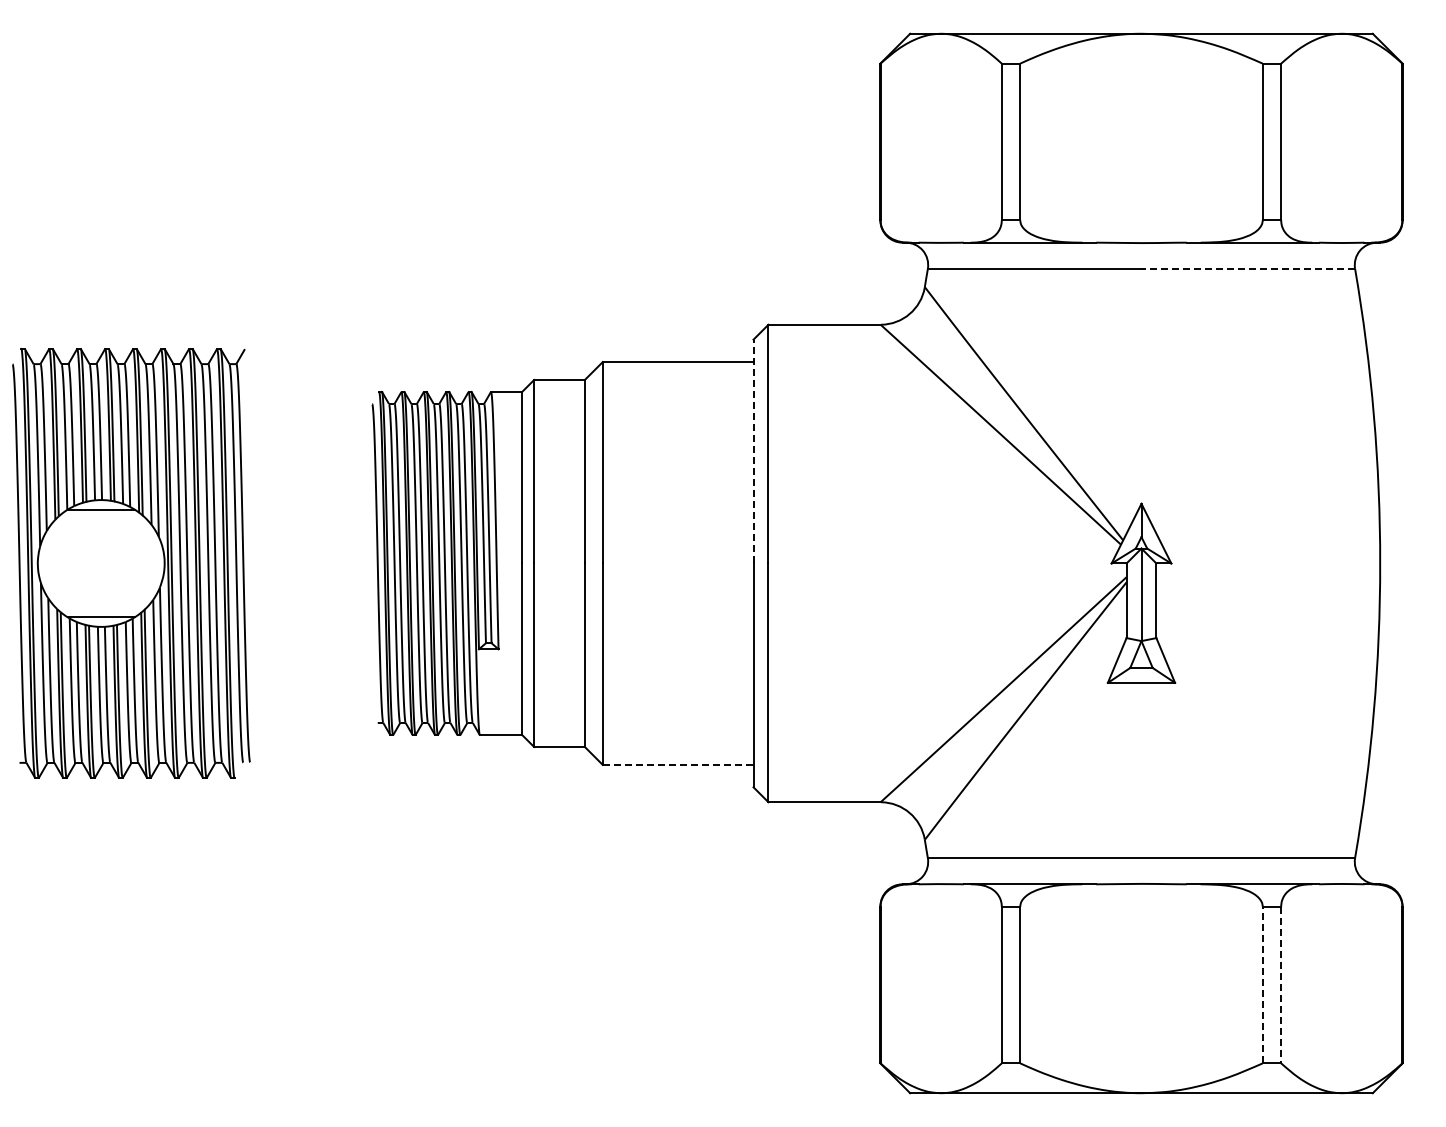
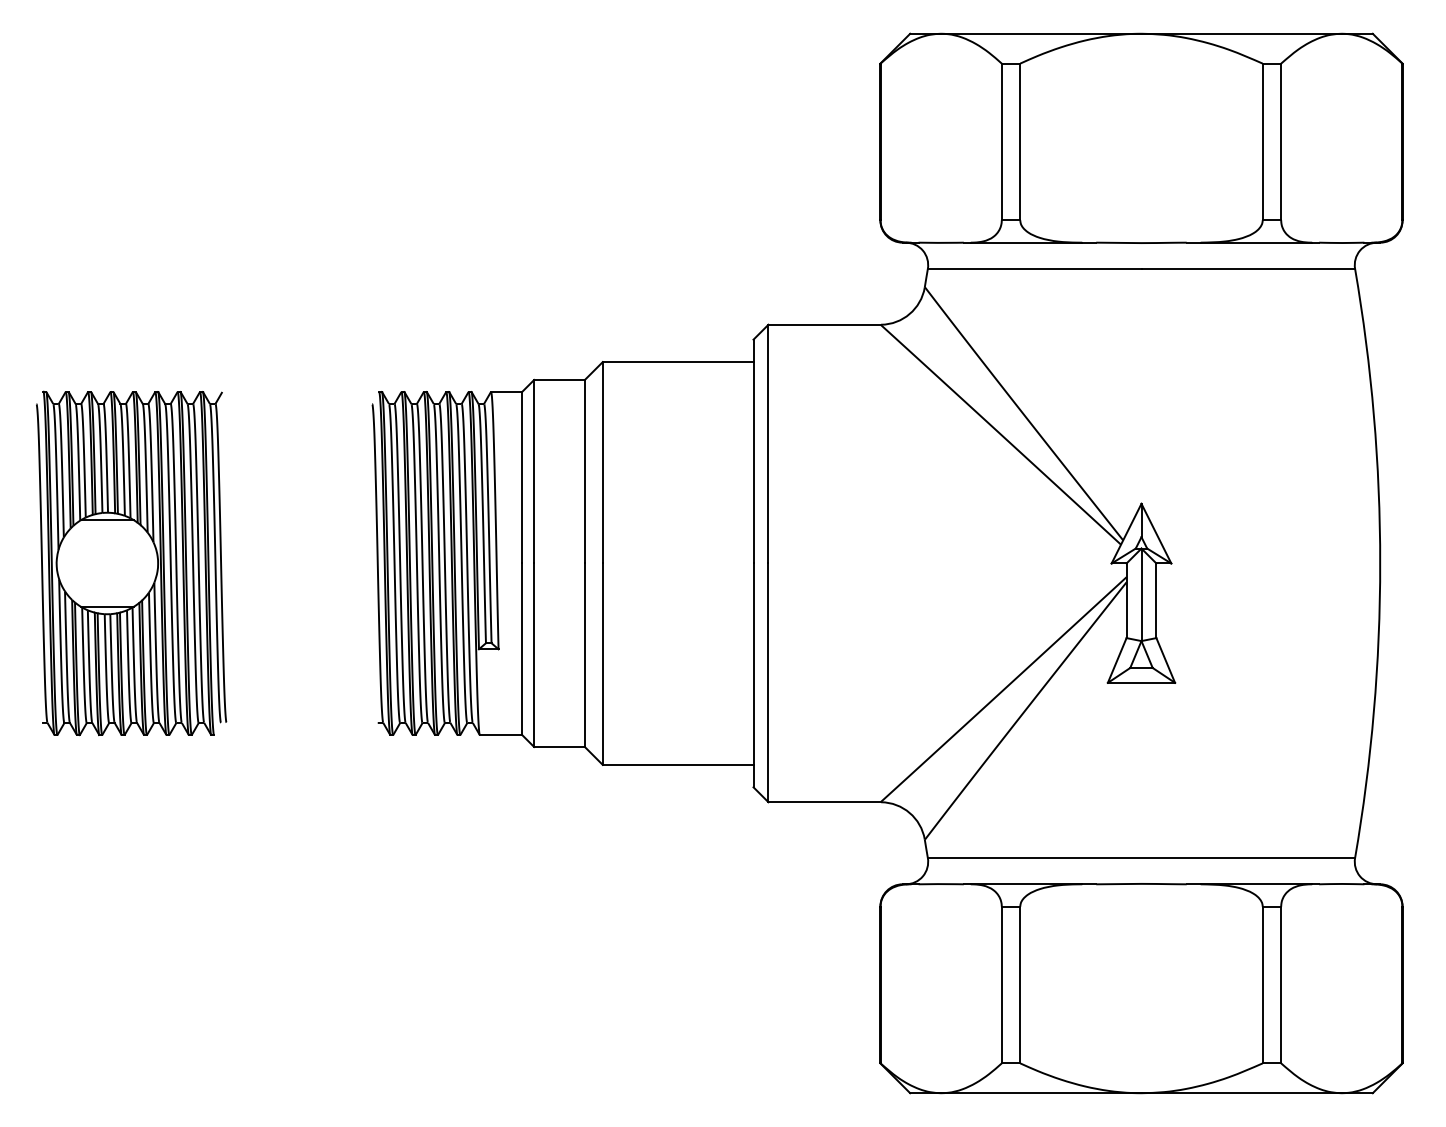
line: dashed -> solid (1248, 268)
line: dashed -> solid (753, 451)
part size: 239x432 px -> 192x347 px (131, 563)
line: dashed -> solid (678, 764)
line: dashed -> solid (1262, 984)
line: dashed -> solid (1281, 985)
